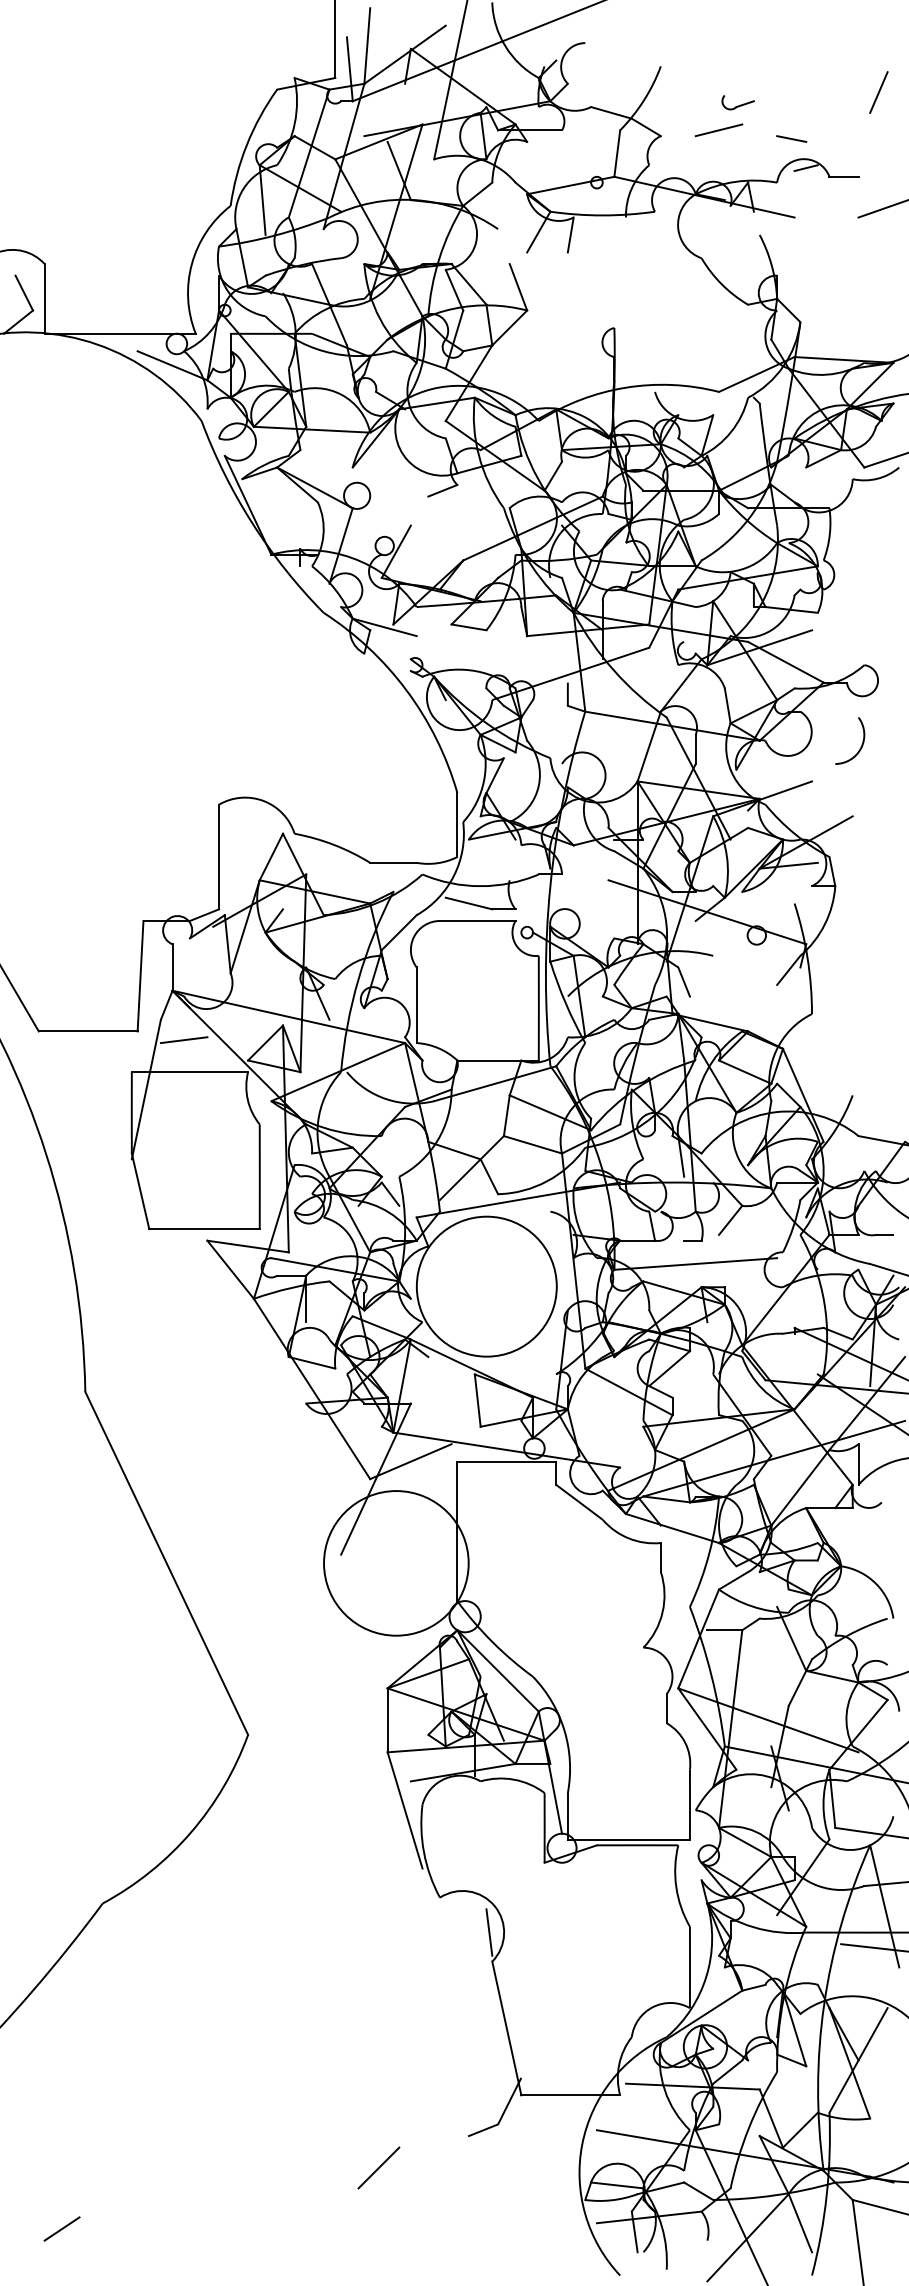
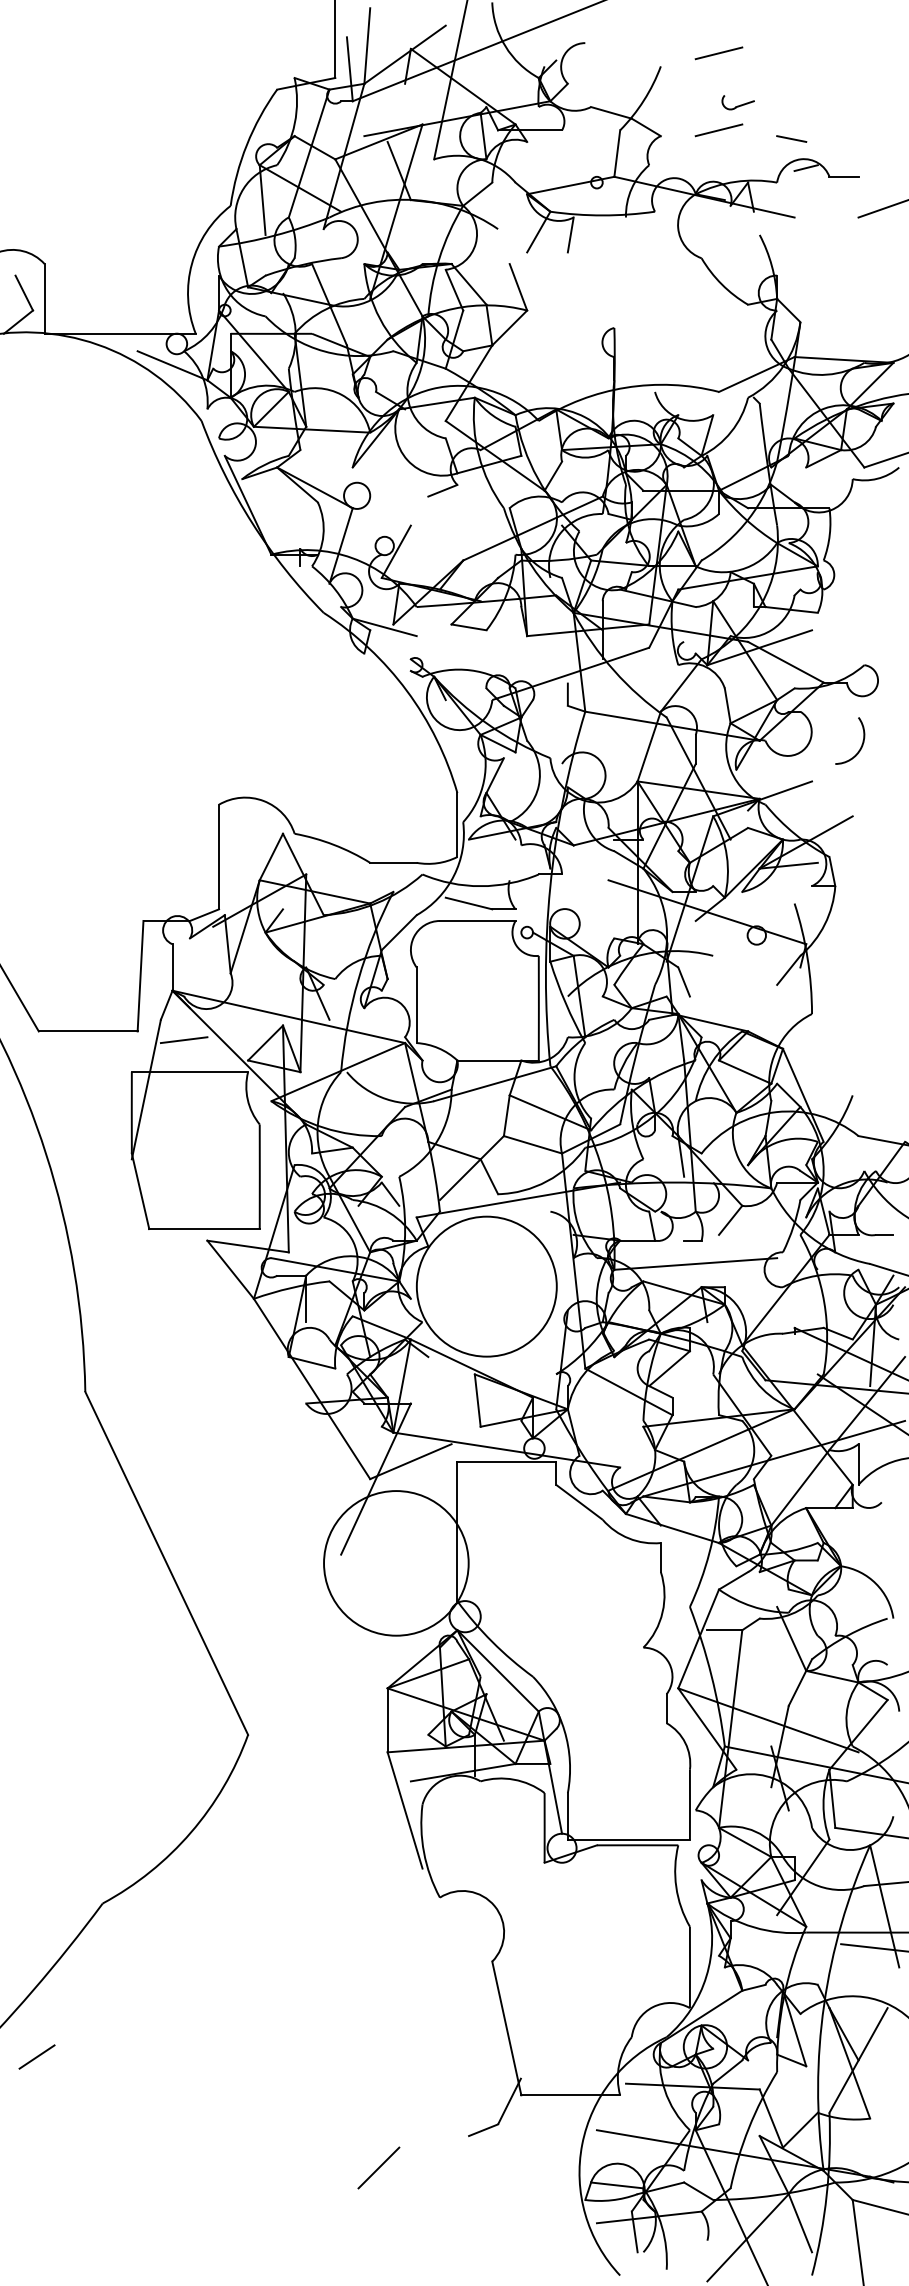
line: none -> present (718, 53)
line: present -> none (878, 92)
line: present -> none (489, 1932)
line position: (61, 2228) -> (36, 2056) (36, 2056)
